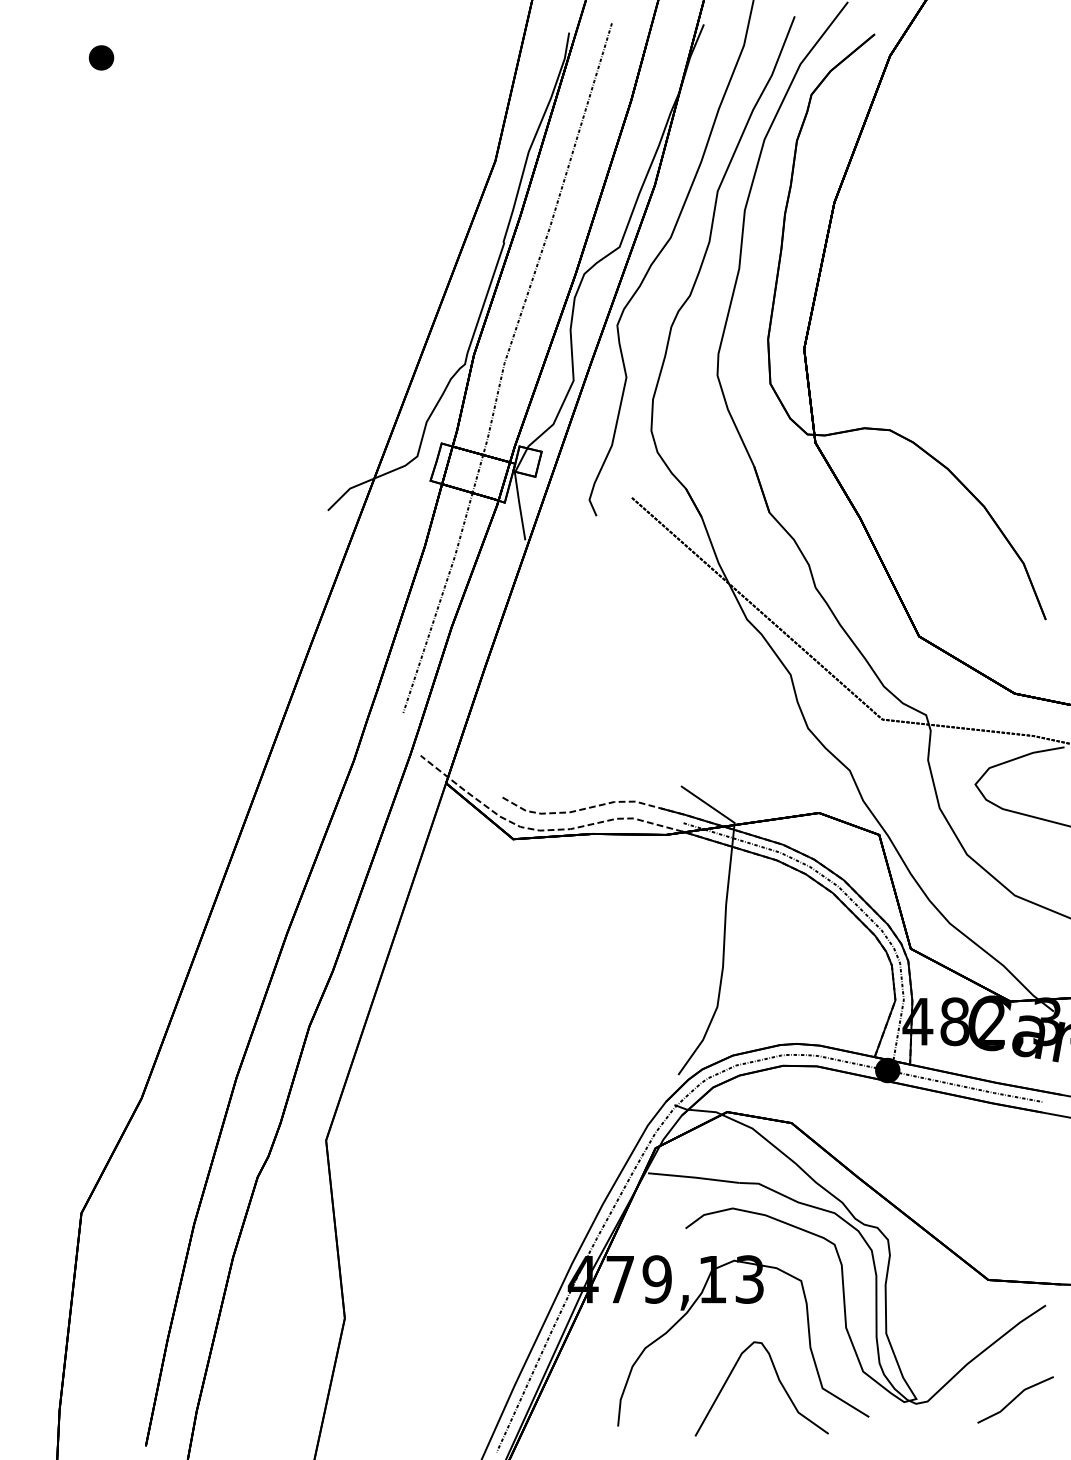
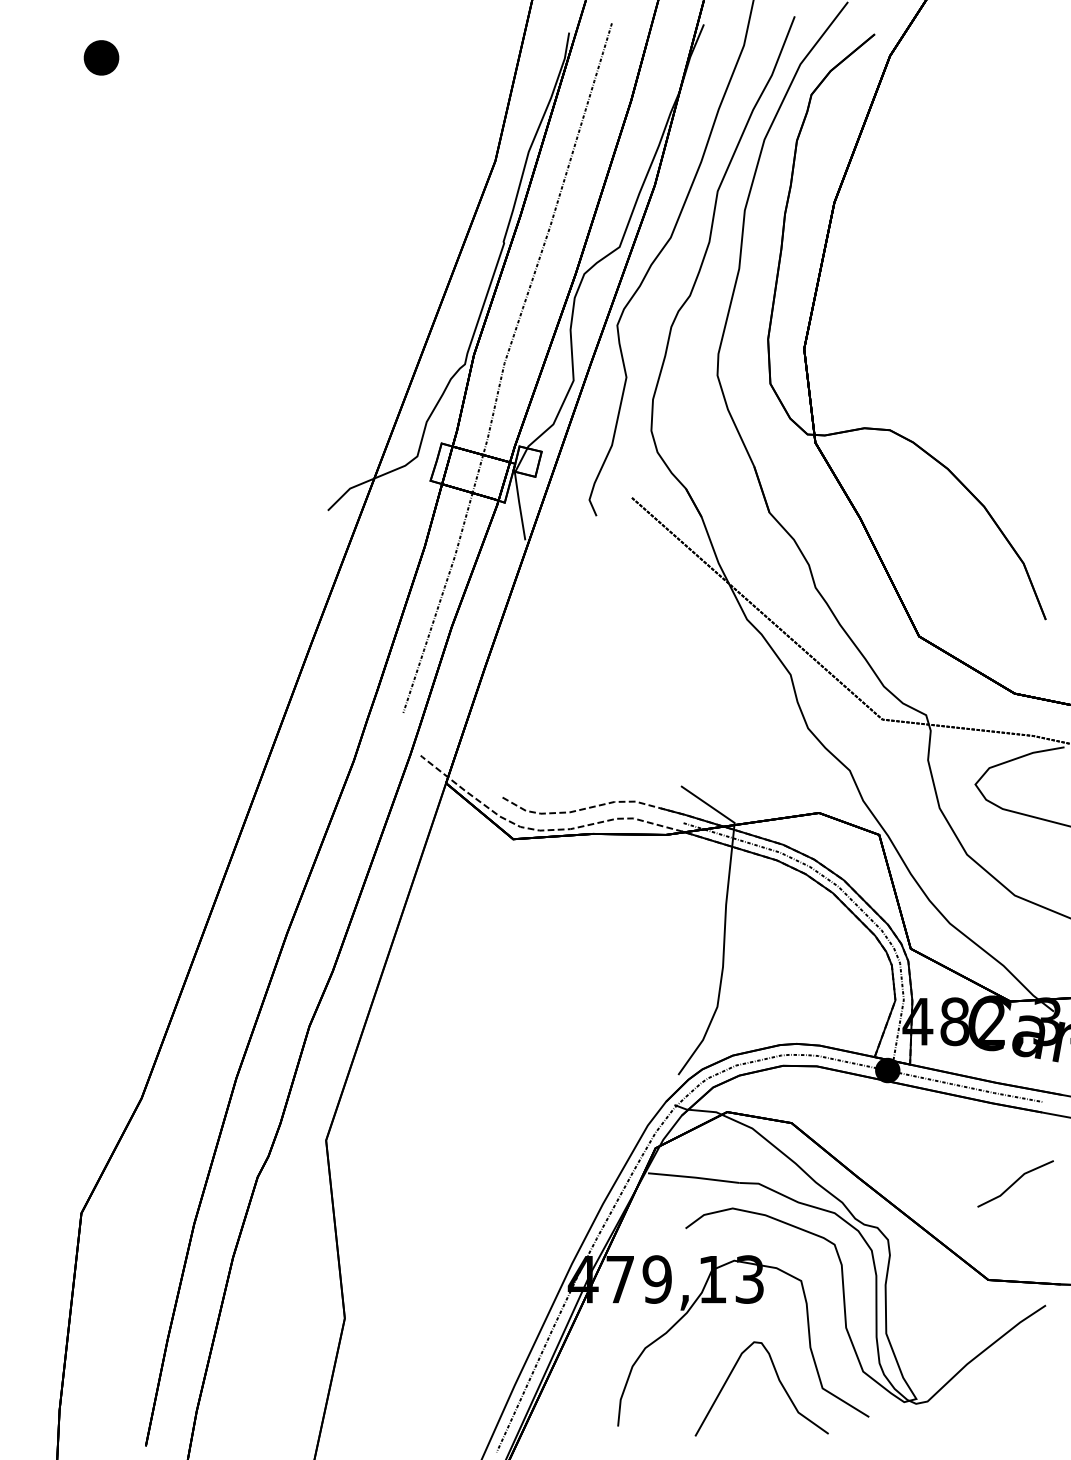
part size: 27x26 px -> 37x36 px (101, 57)
line position: (1015, 1399) -> (1015, 1183) (1015, 1183)
